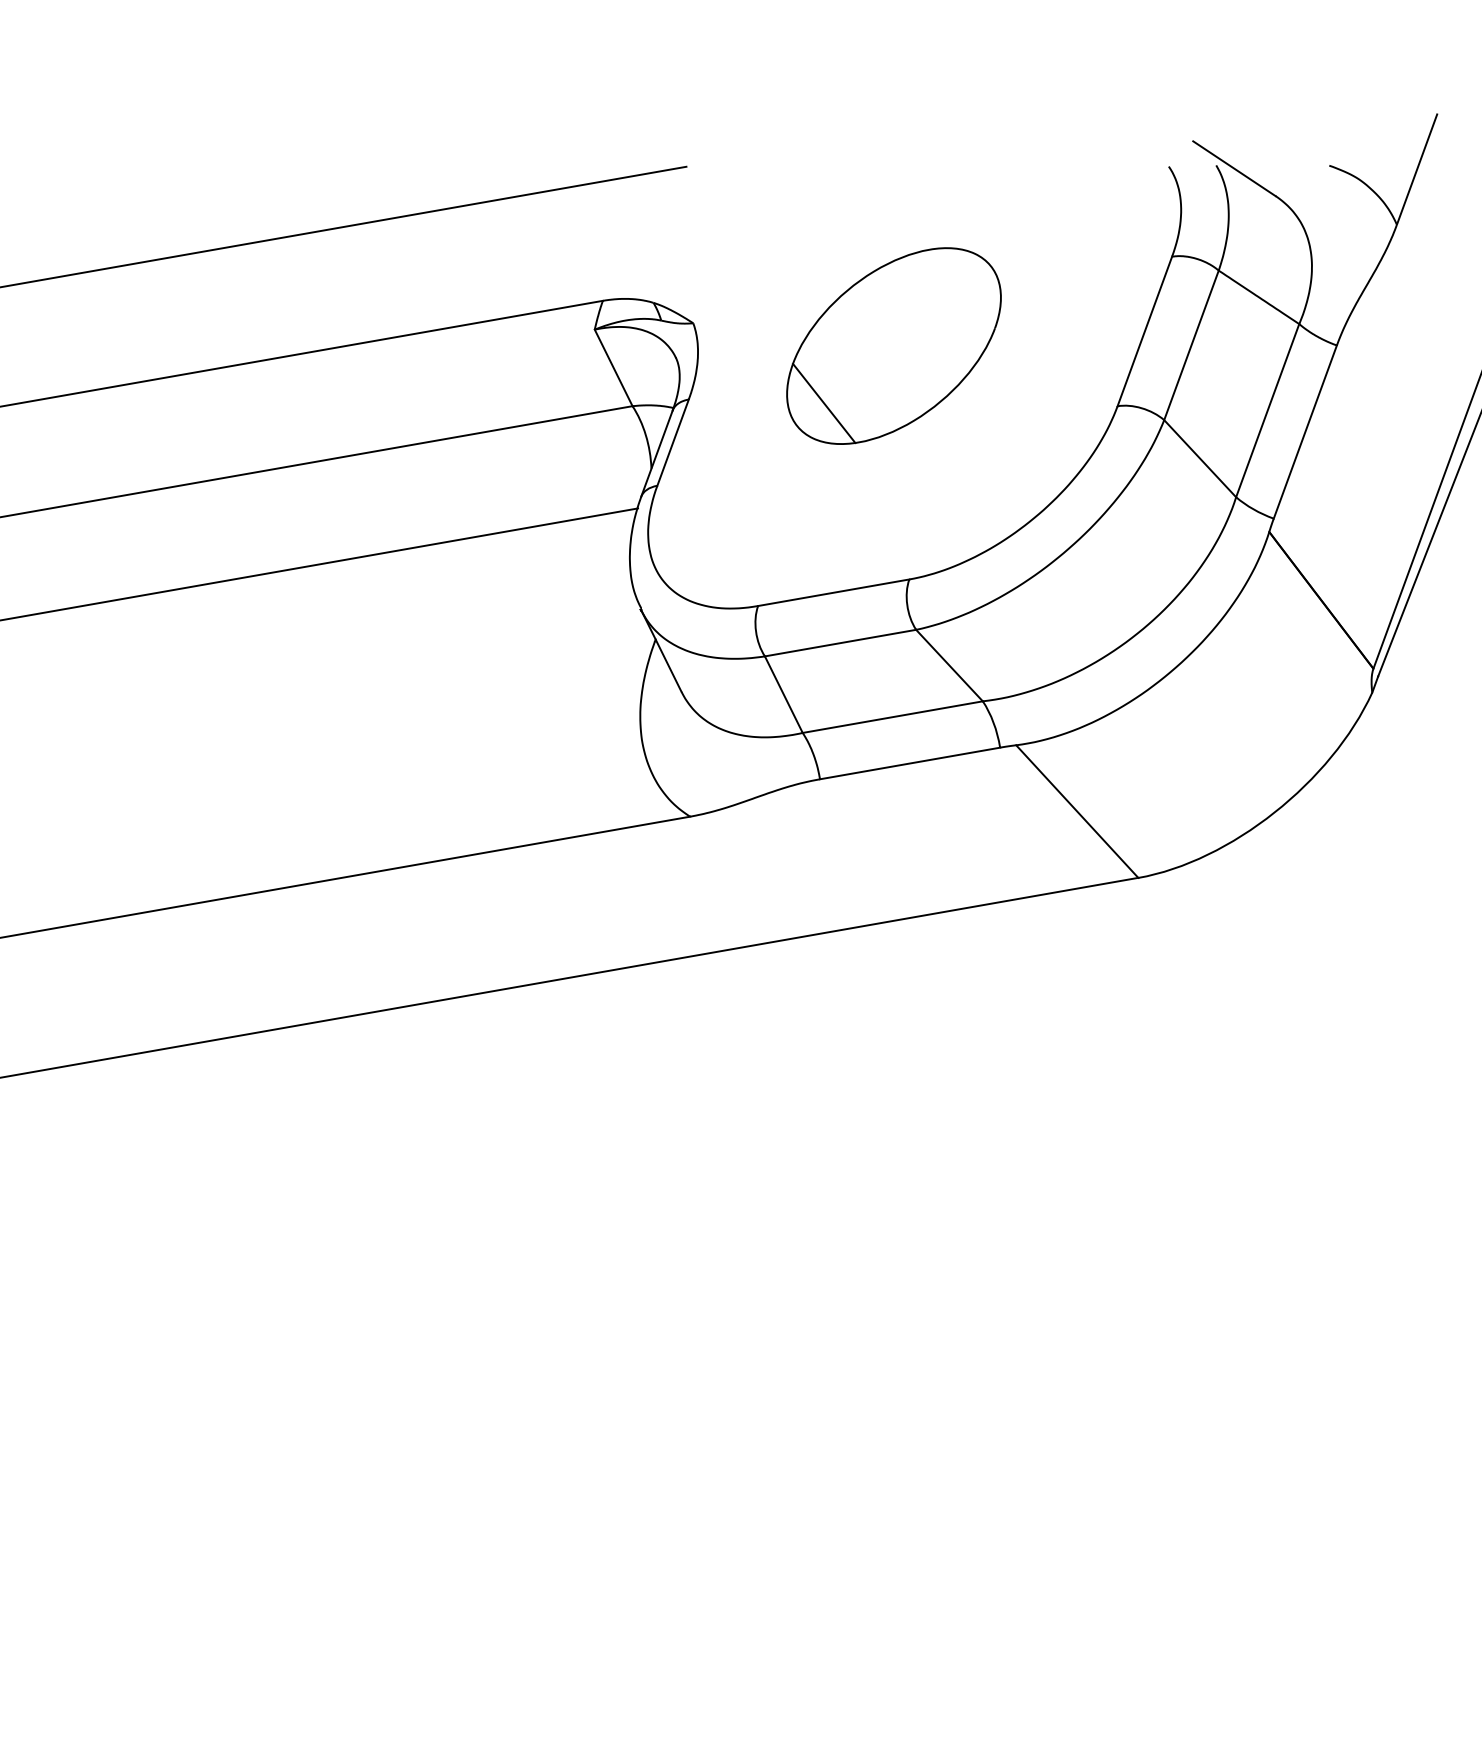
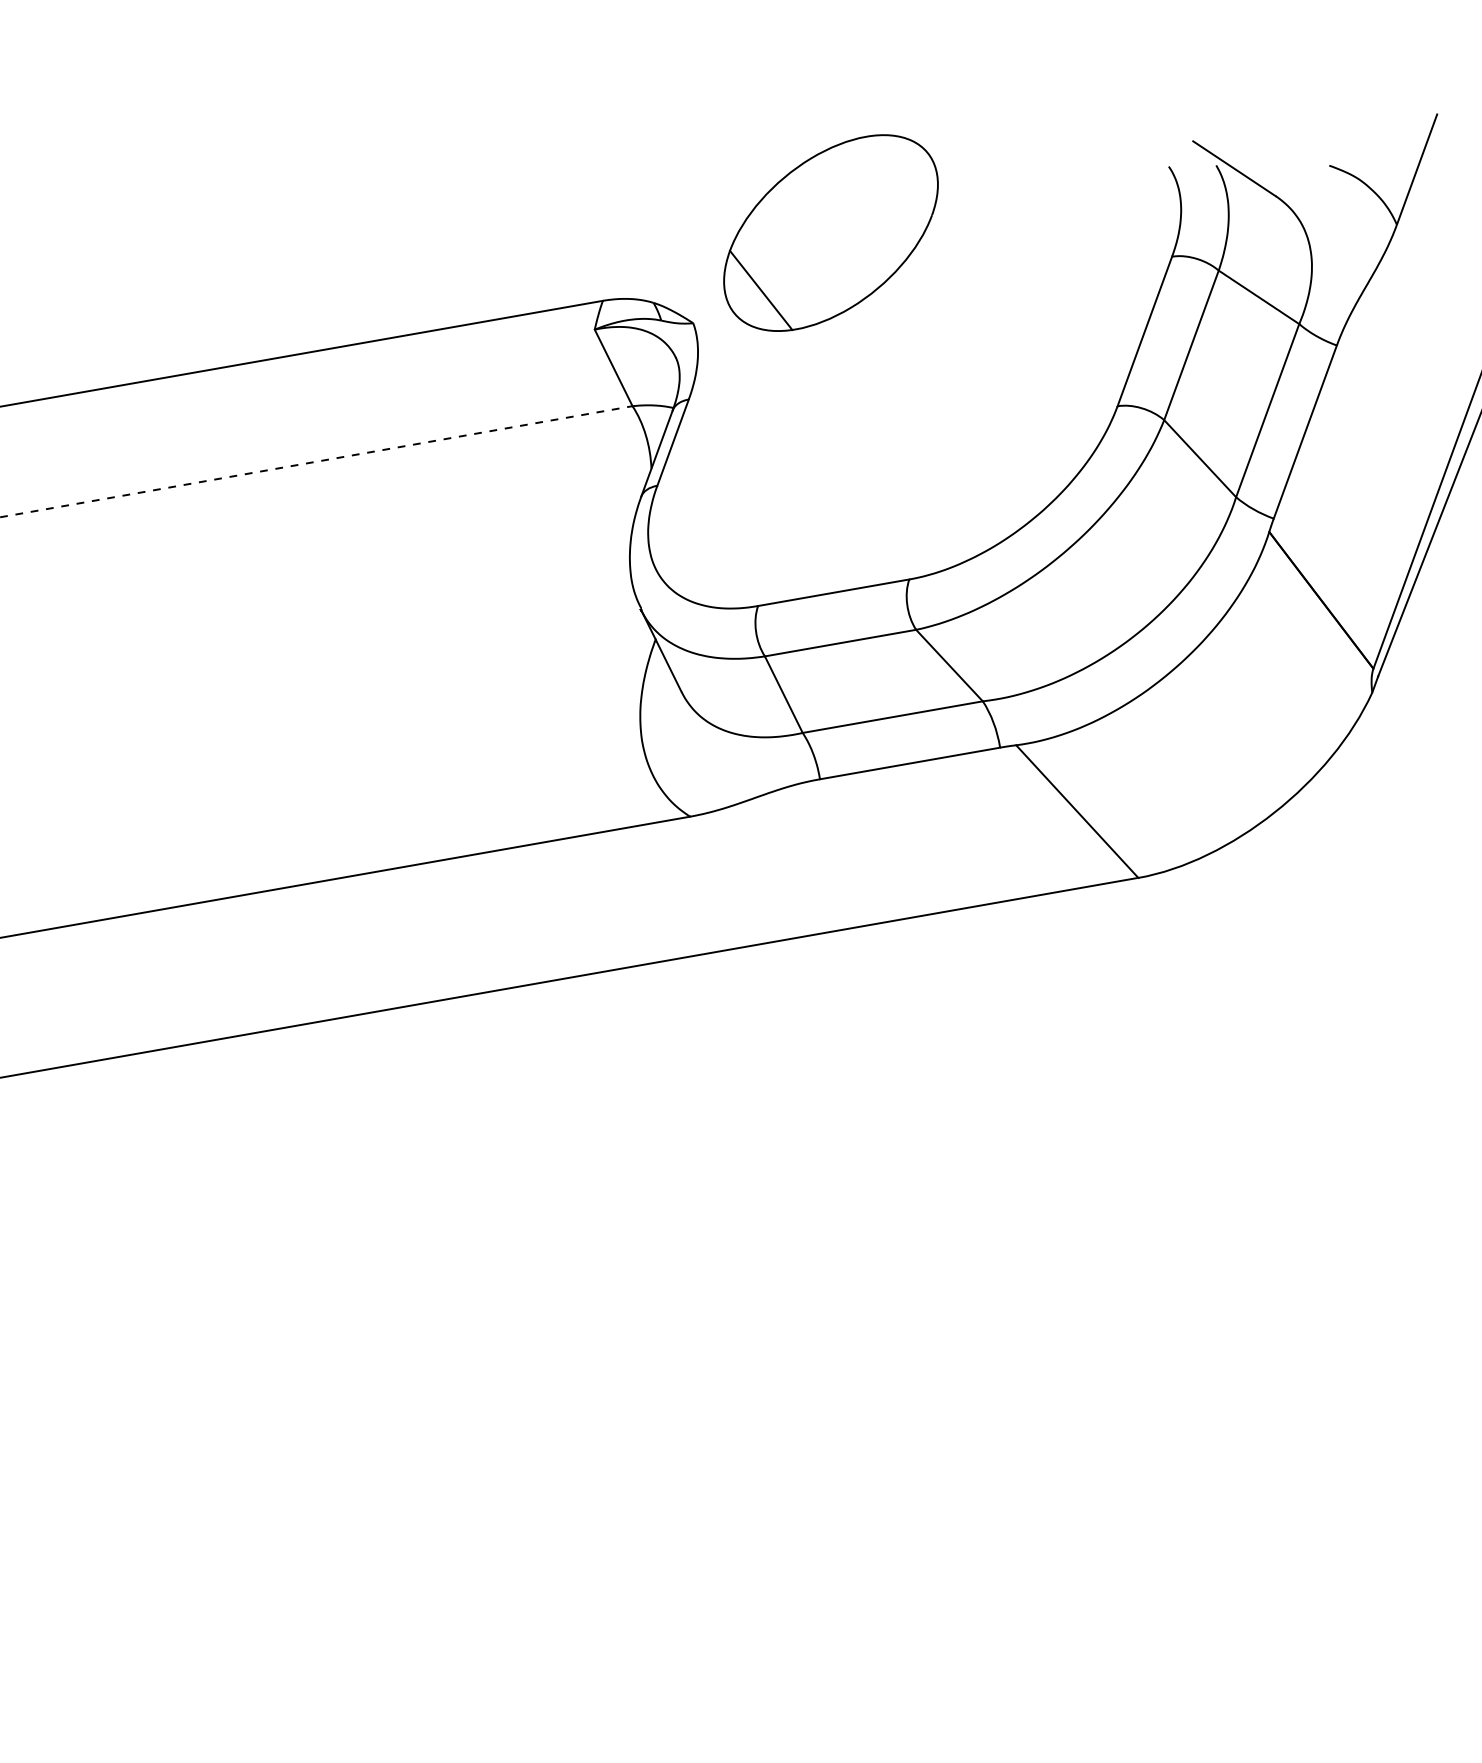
line: present -> none (344, 226)
part position: (893, 345) -> (830, 232) (830, 232)
line: solid -> dashed (316, 461)
line: present -> none (320, 564)
